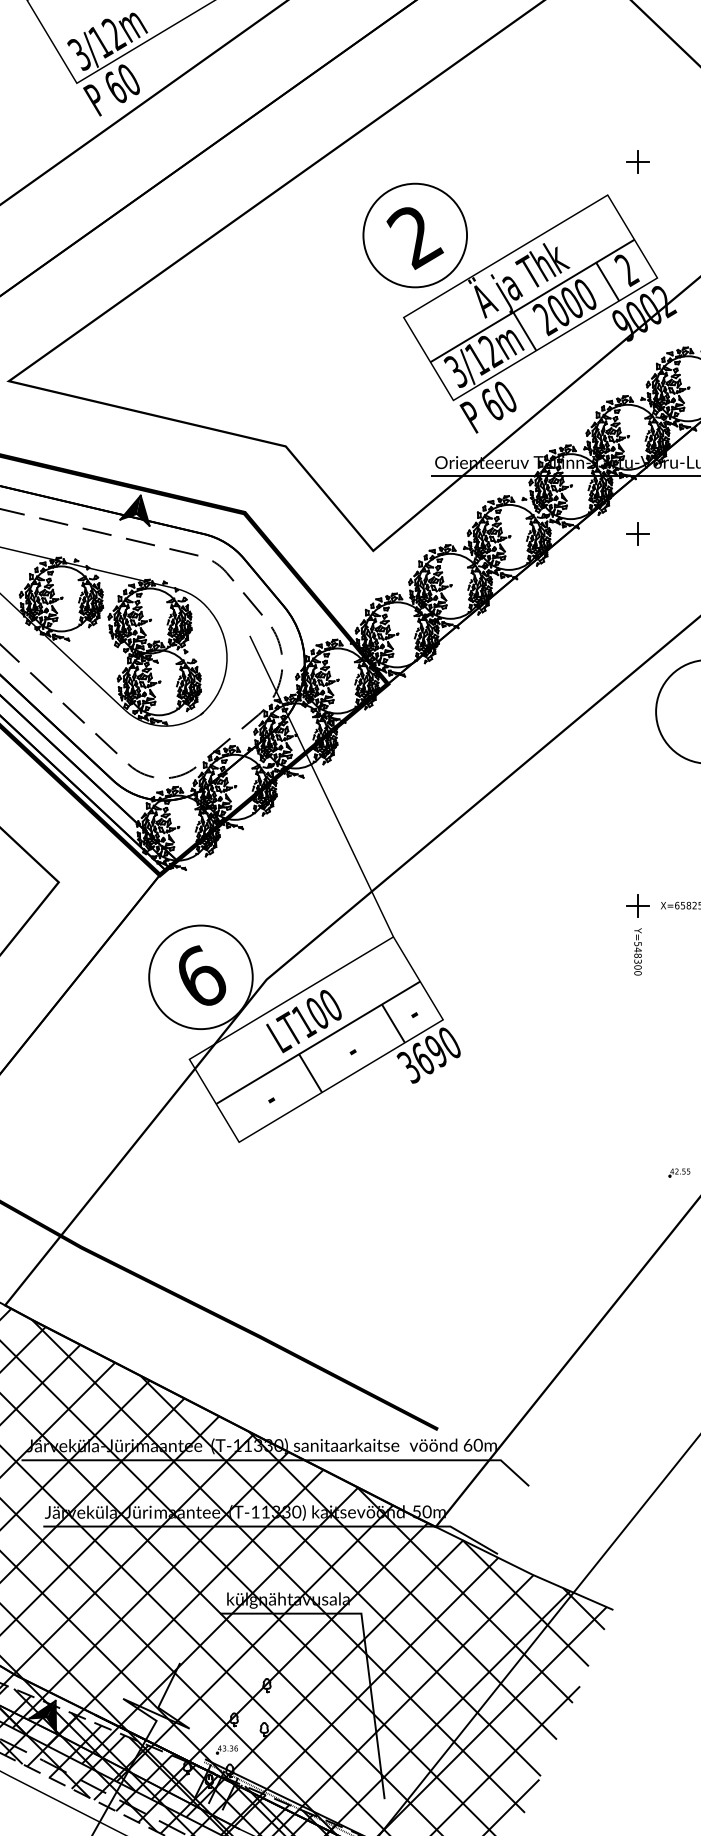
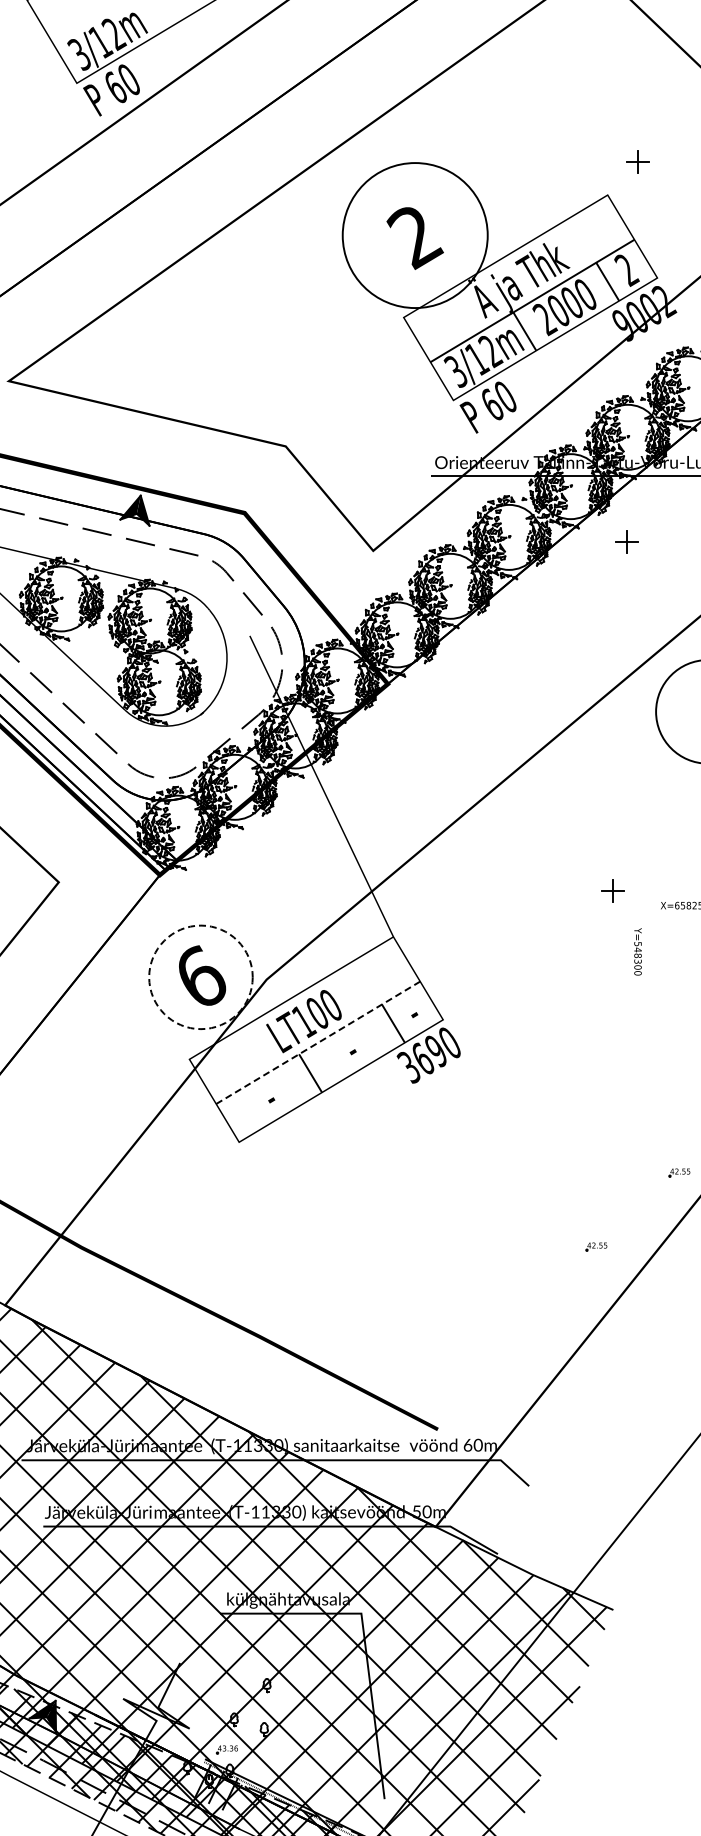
circle diameter: 104 px -> 145 px (414, 235)
part position: (637, 533) -> (626, 541) (626, 541)
part position: (637, 905) -> (612, 890) (612, 890)
circle: solid -> dashed (200, 977)
line: solid -> dashed (318, 1042)
part: none -> present (596, 1246)
